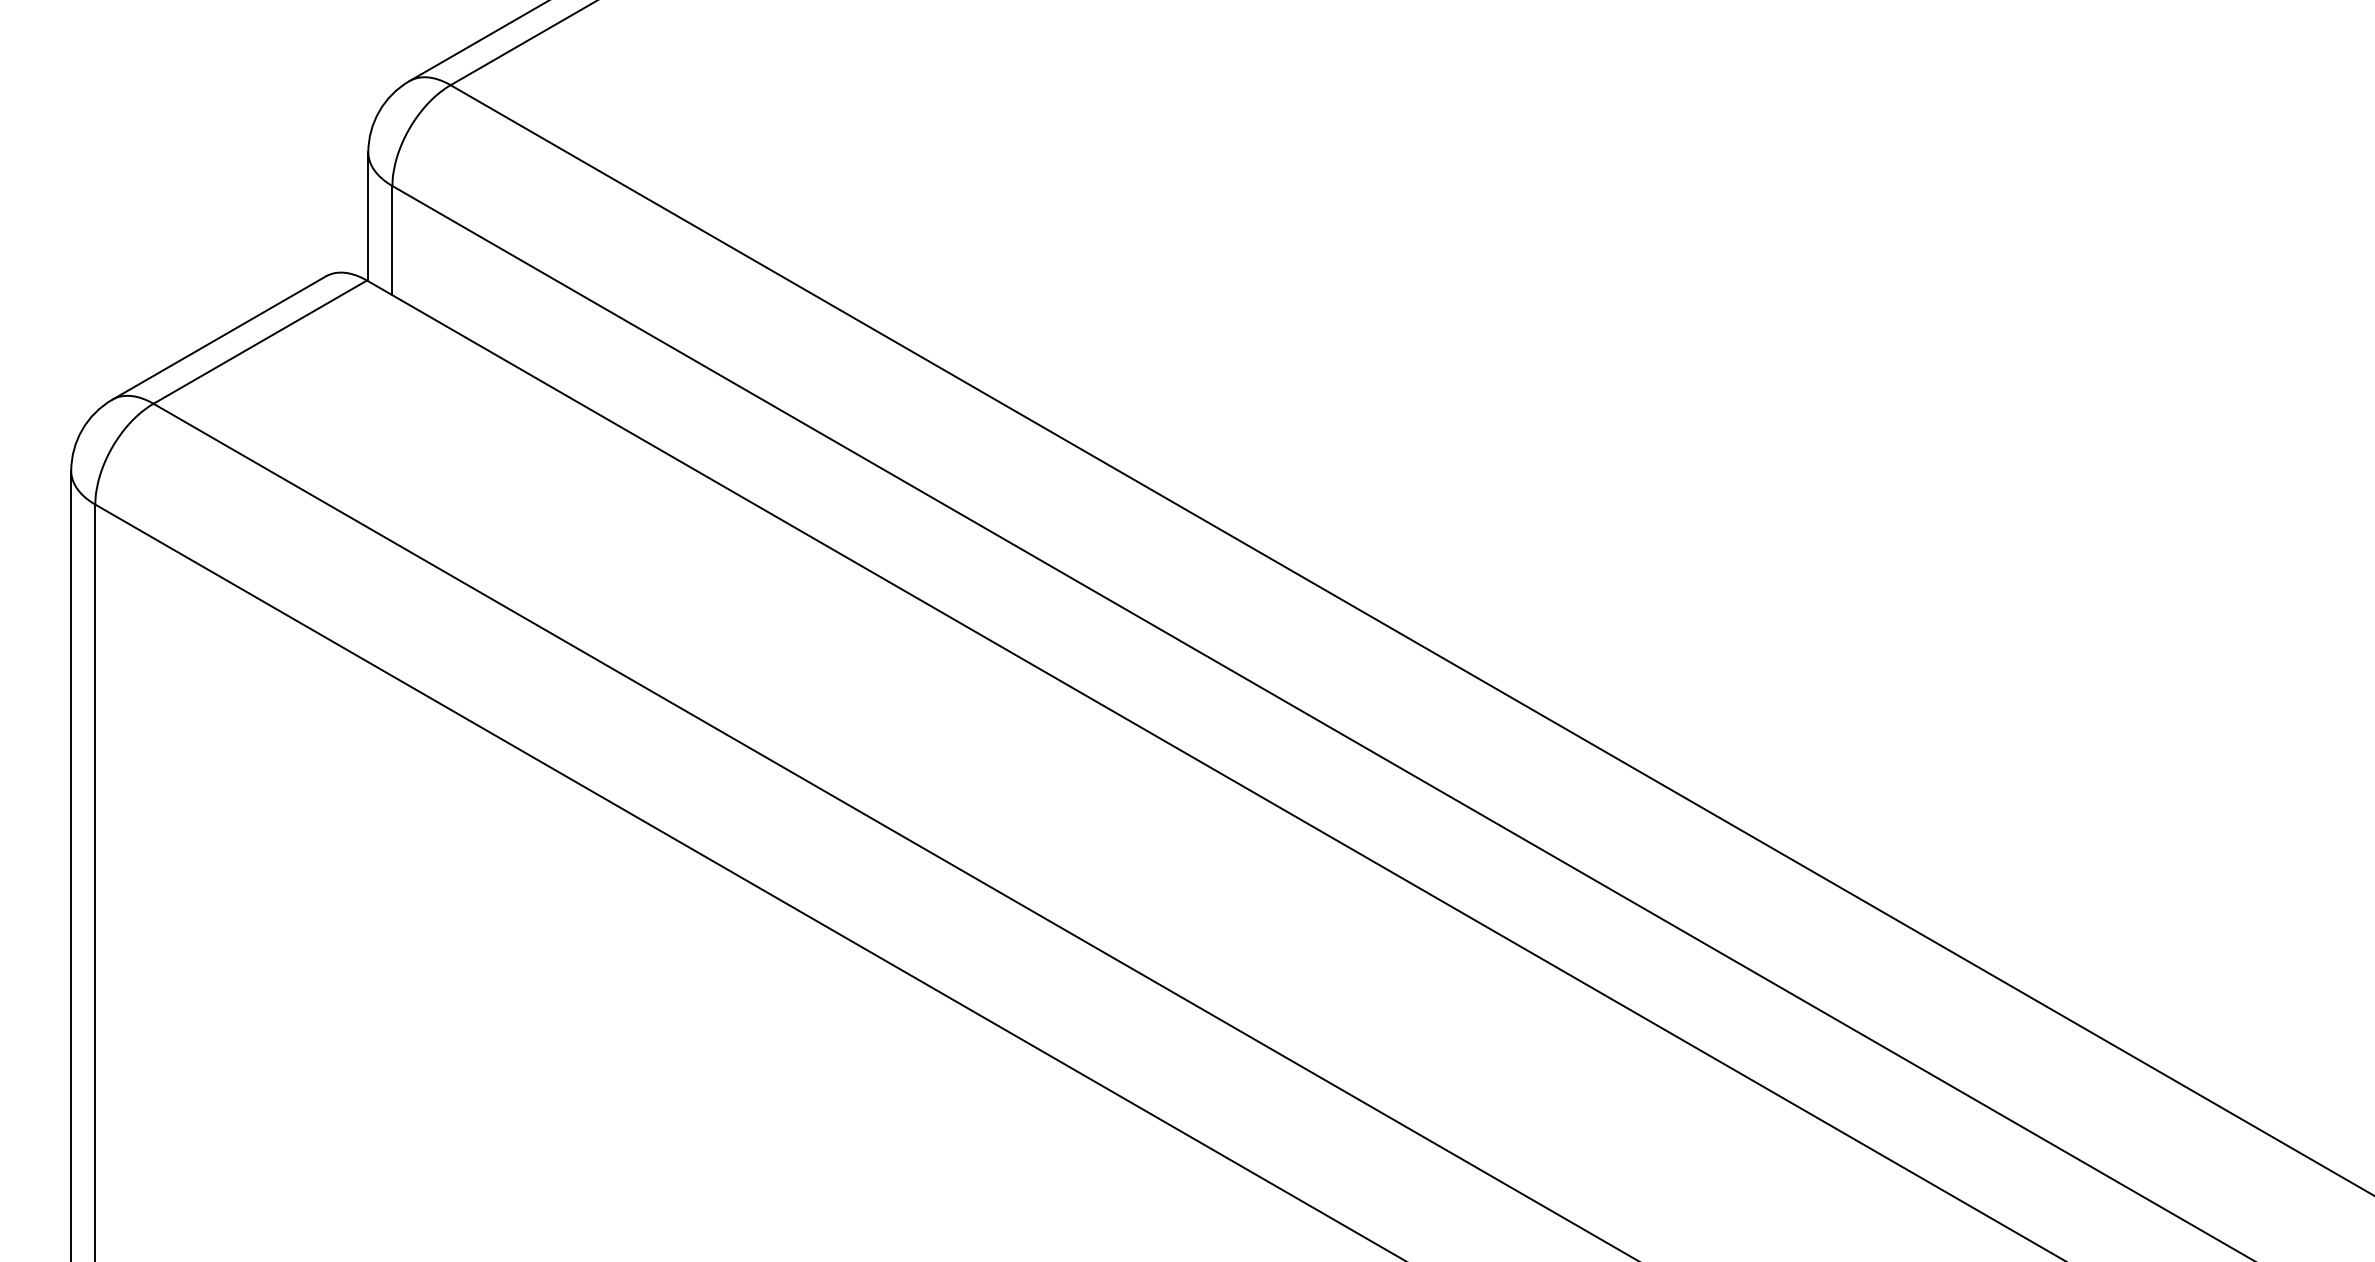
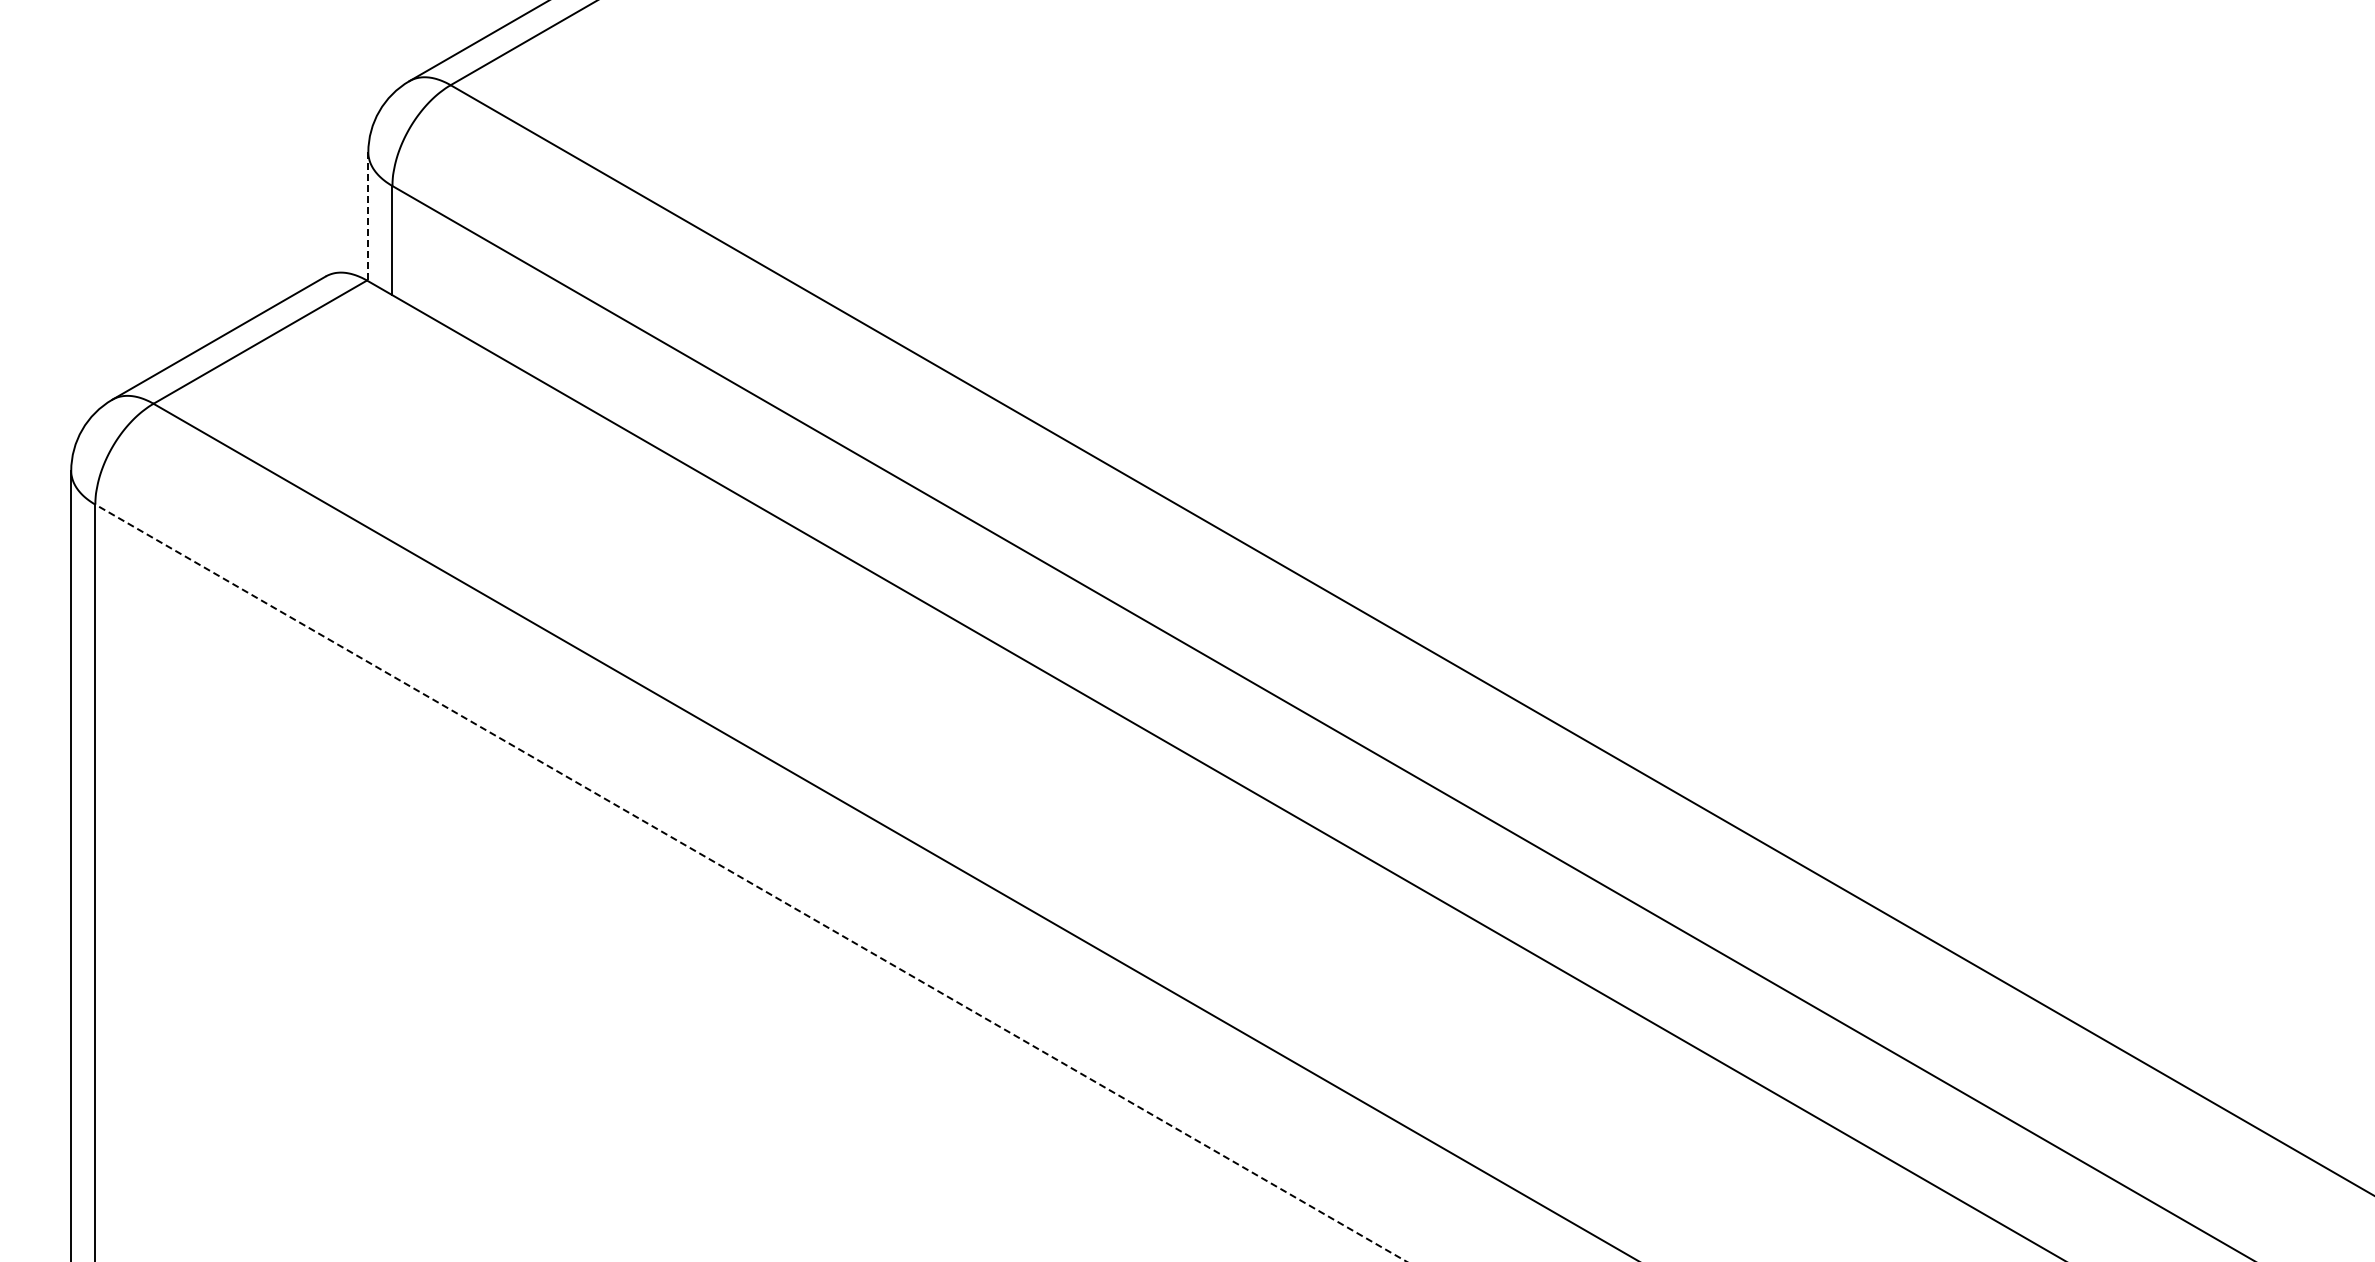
line: solid -> dashed (368, 217)
line: solid -> dashed (750, 883)
